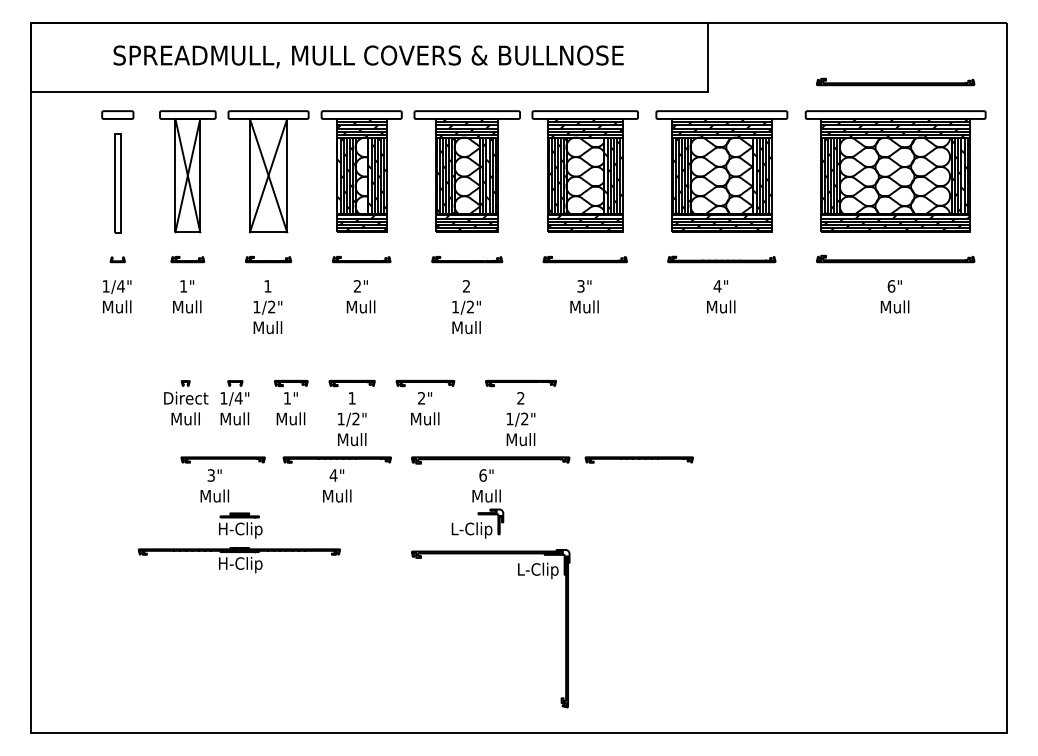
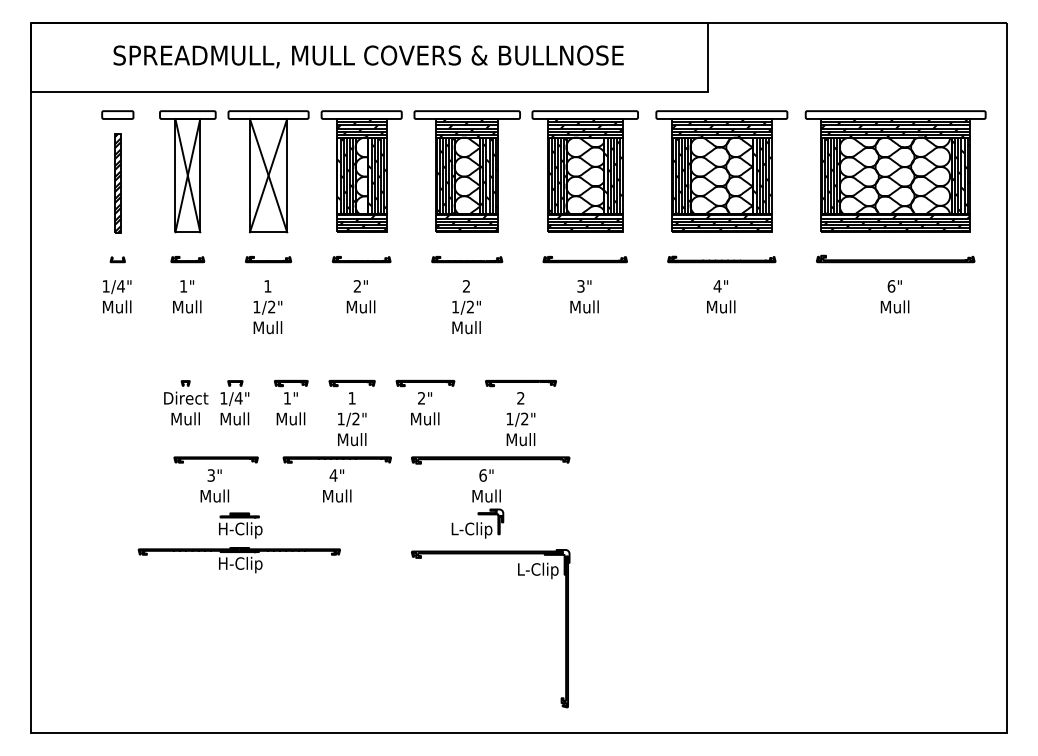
part: present -> none (895, 81)
hatch: none -> present (117, 183)
part position: (222, 459) -> (215, 459) (215, 459)
curve: present -> none (638, 459)
